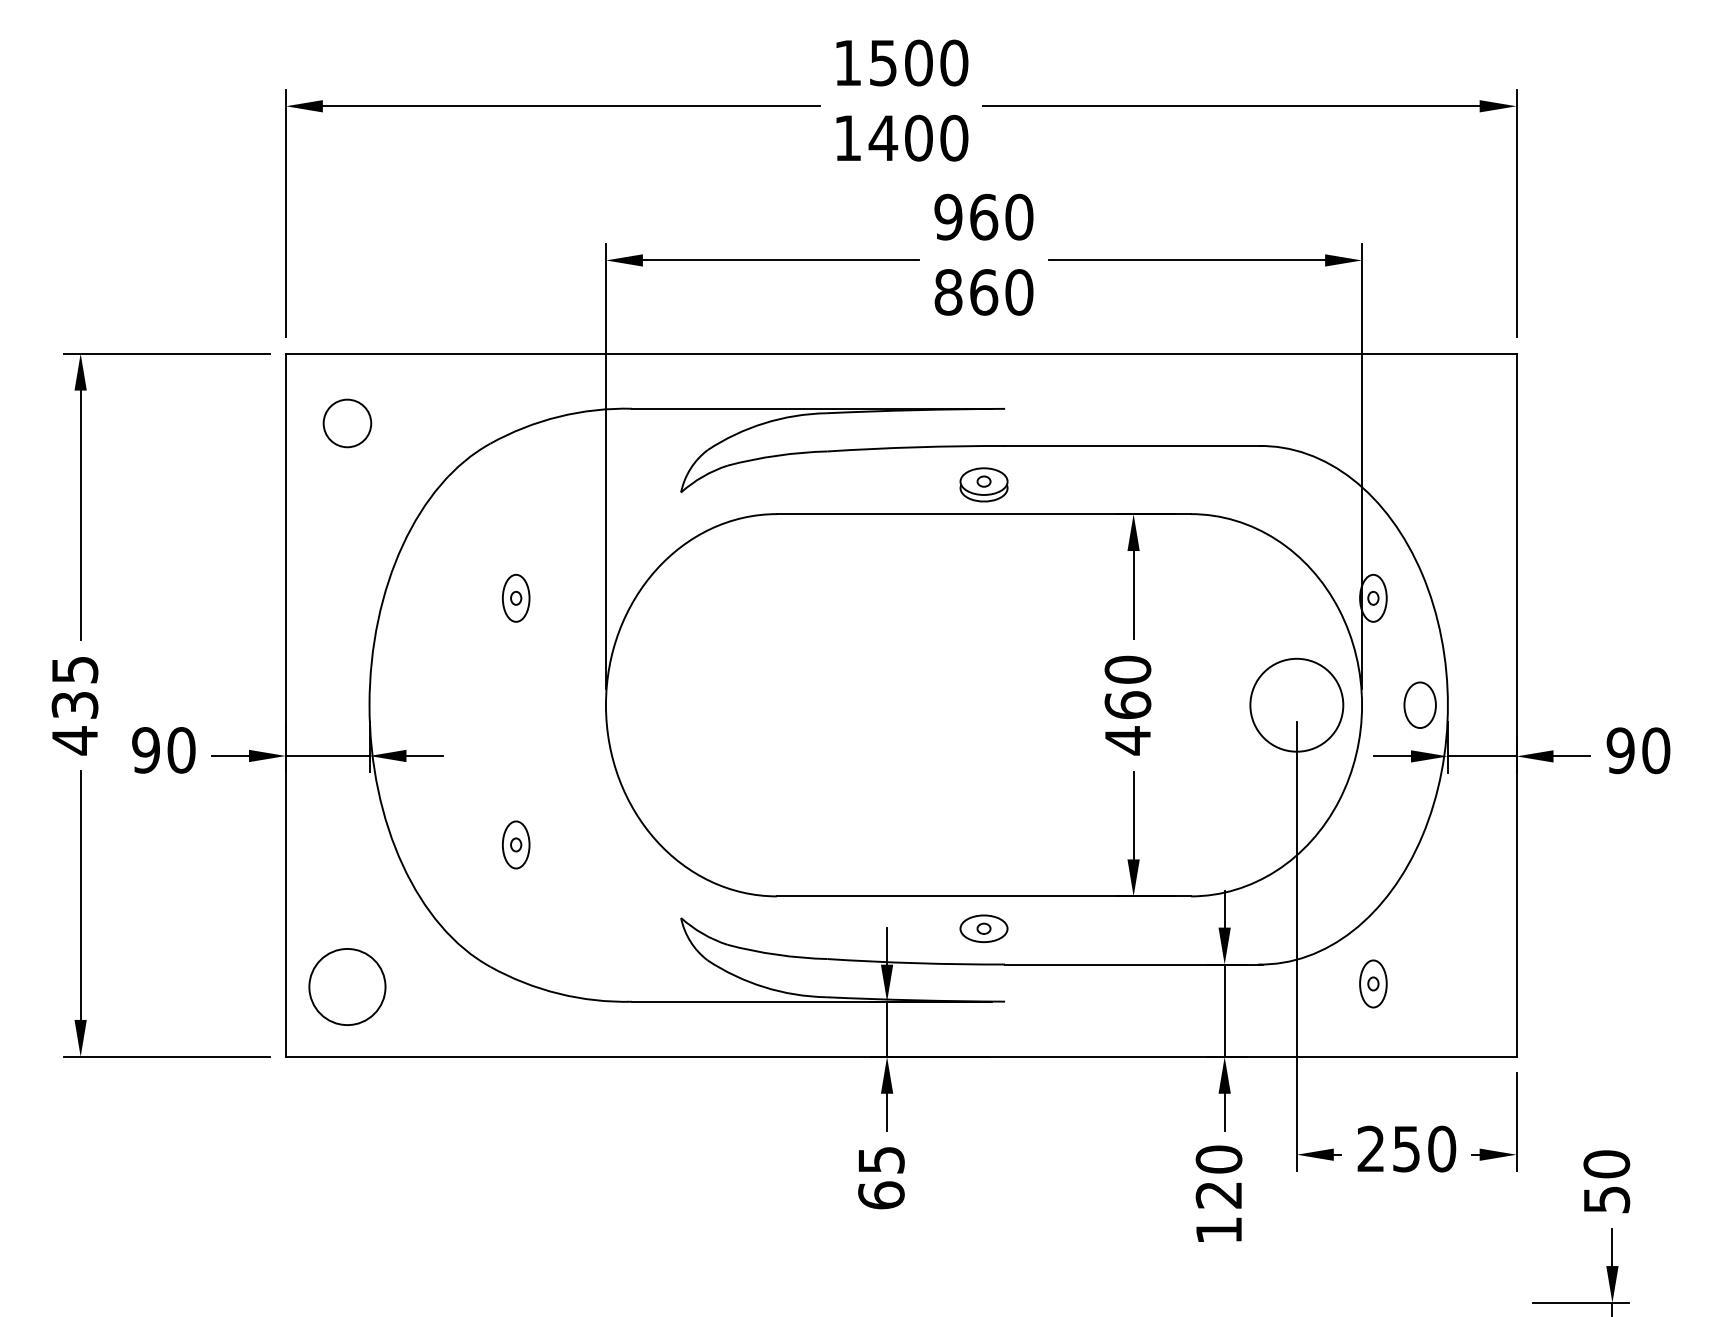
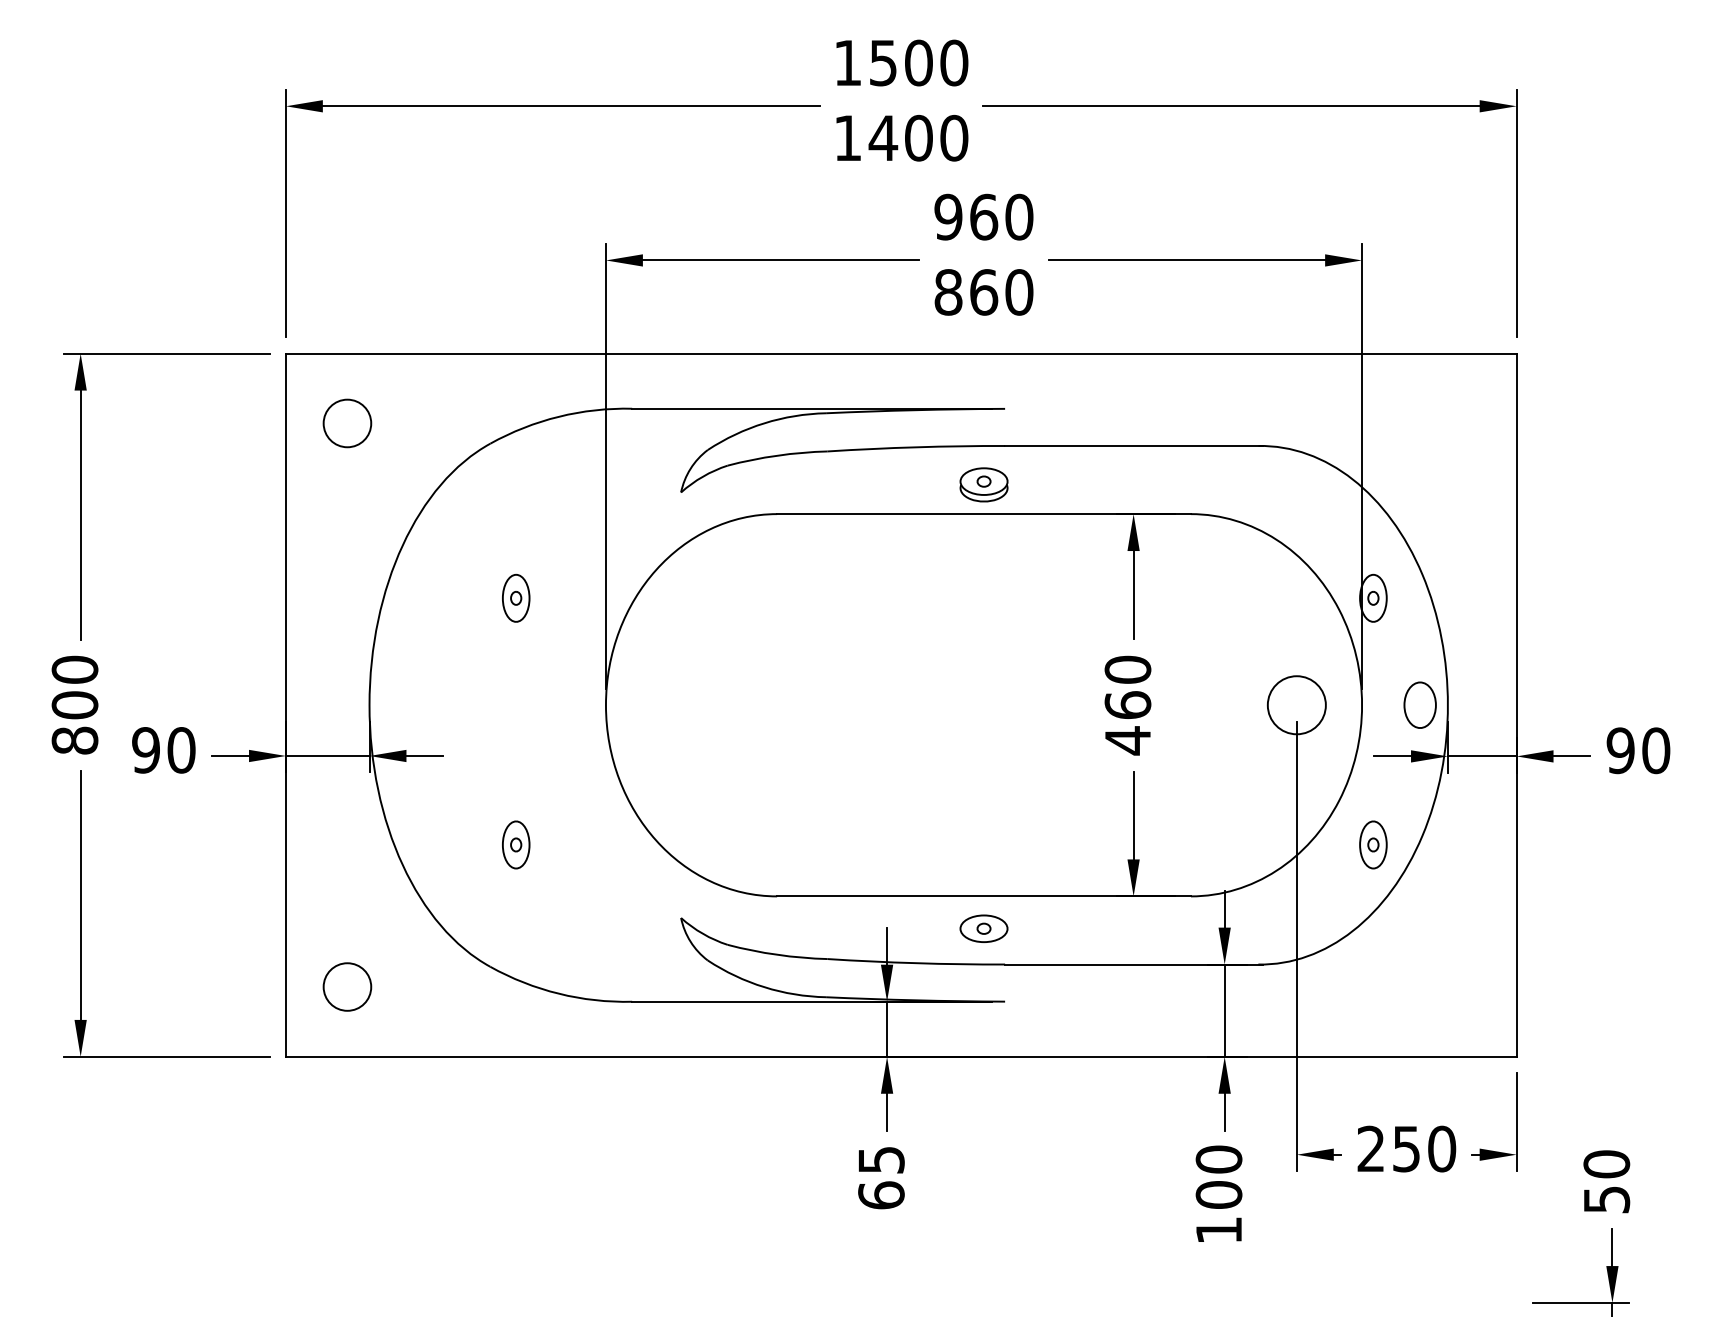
circle diameter: 93 px -> 58 px (1296, 705)
text: 435 -> 800 (74, 705)
part position: (1373, 983) -> (1373, 844) (1373, 844)
circle diameter: 76 px -> 48 px (347, 986)
text: 120 -> 100 (1218, 1194)
